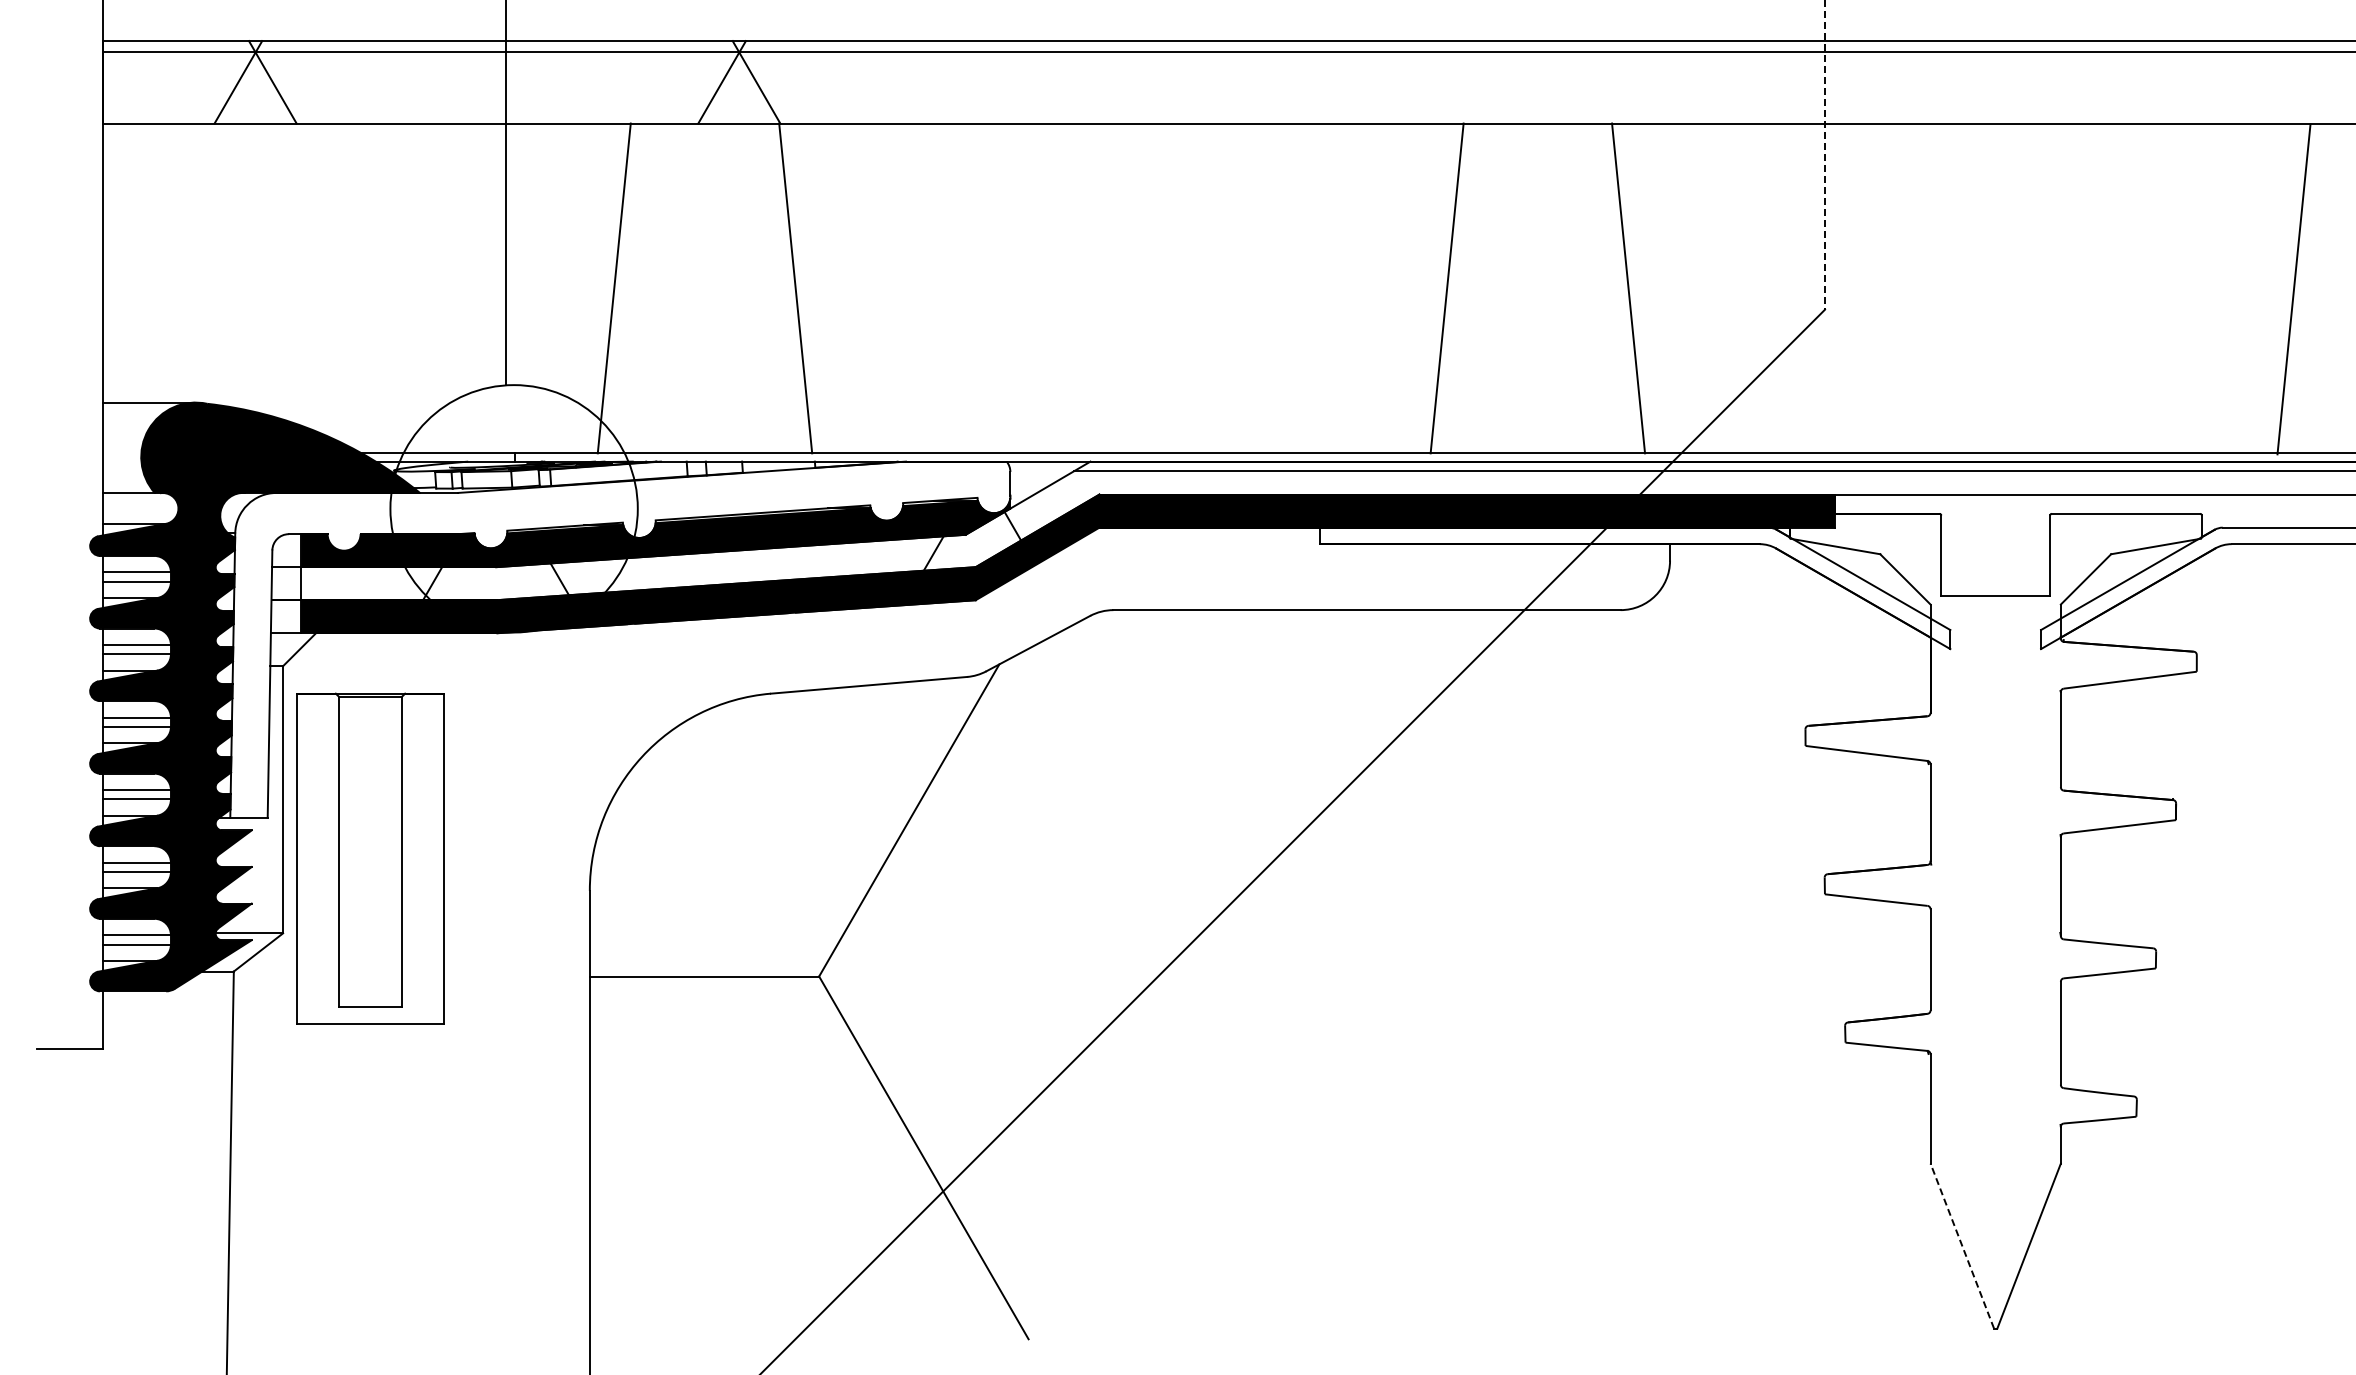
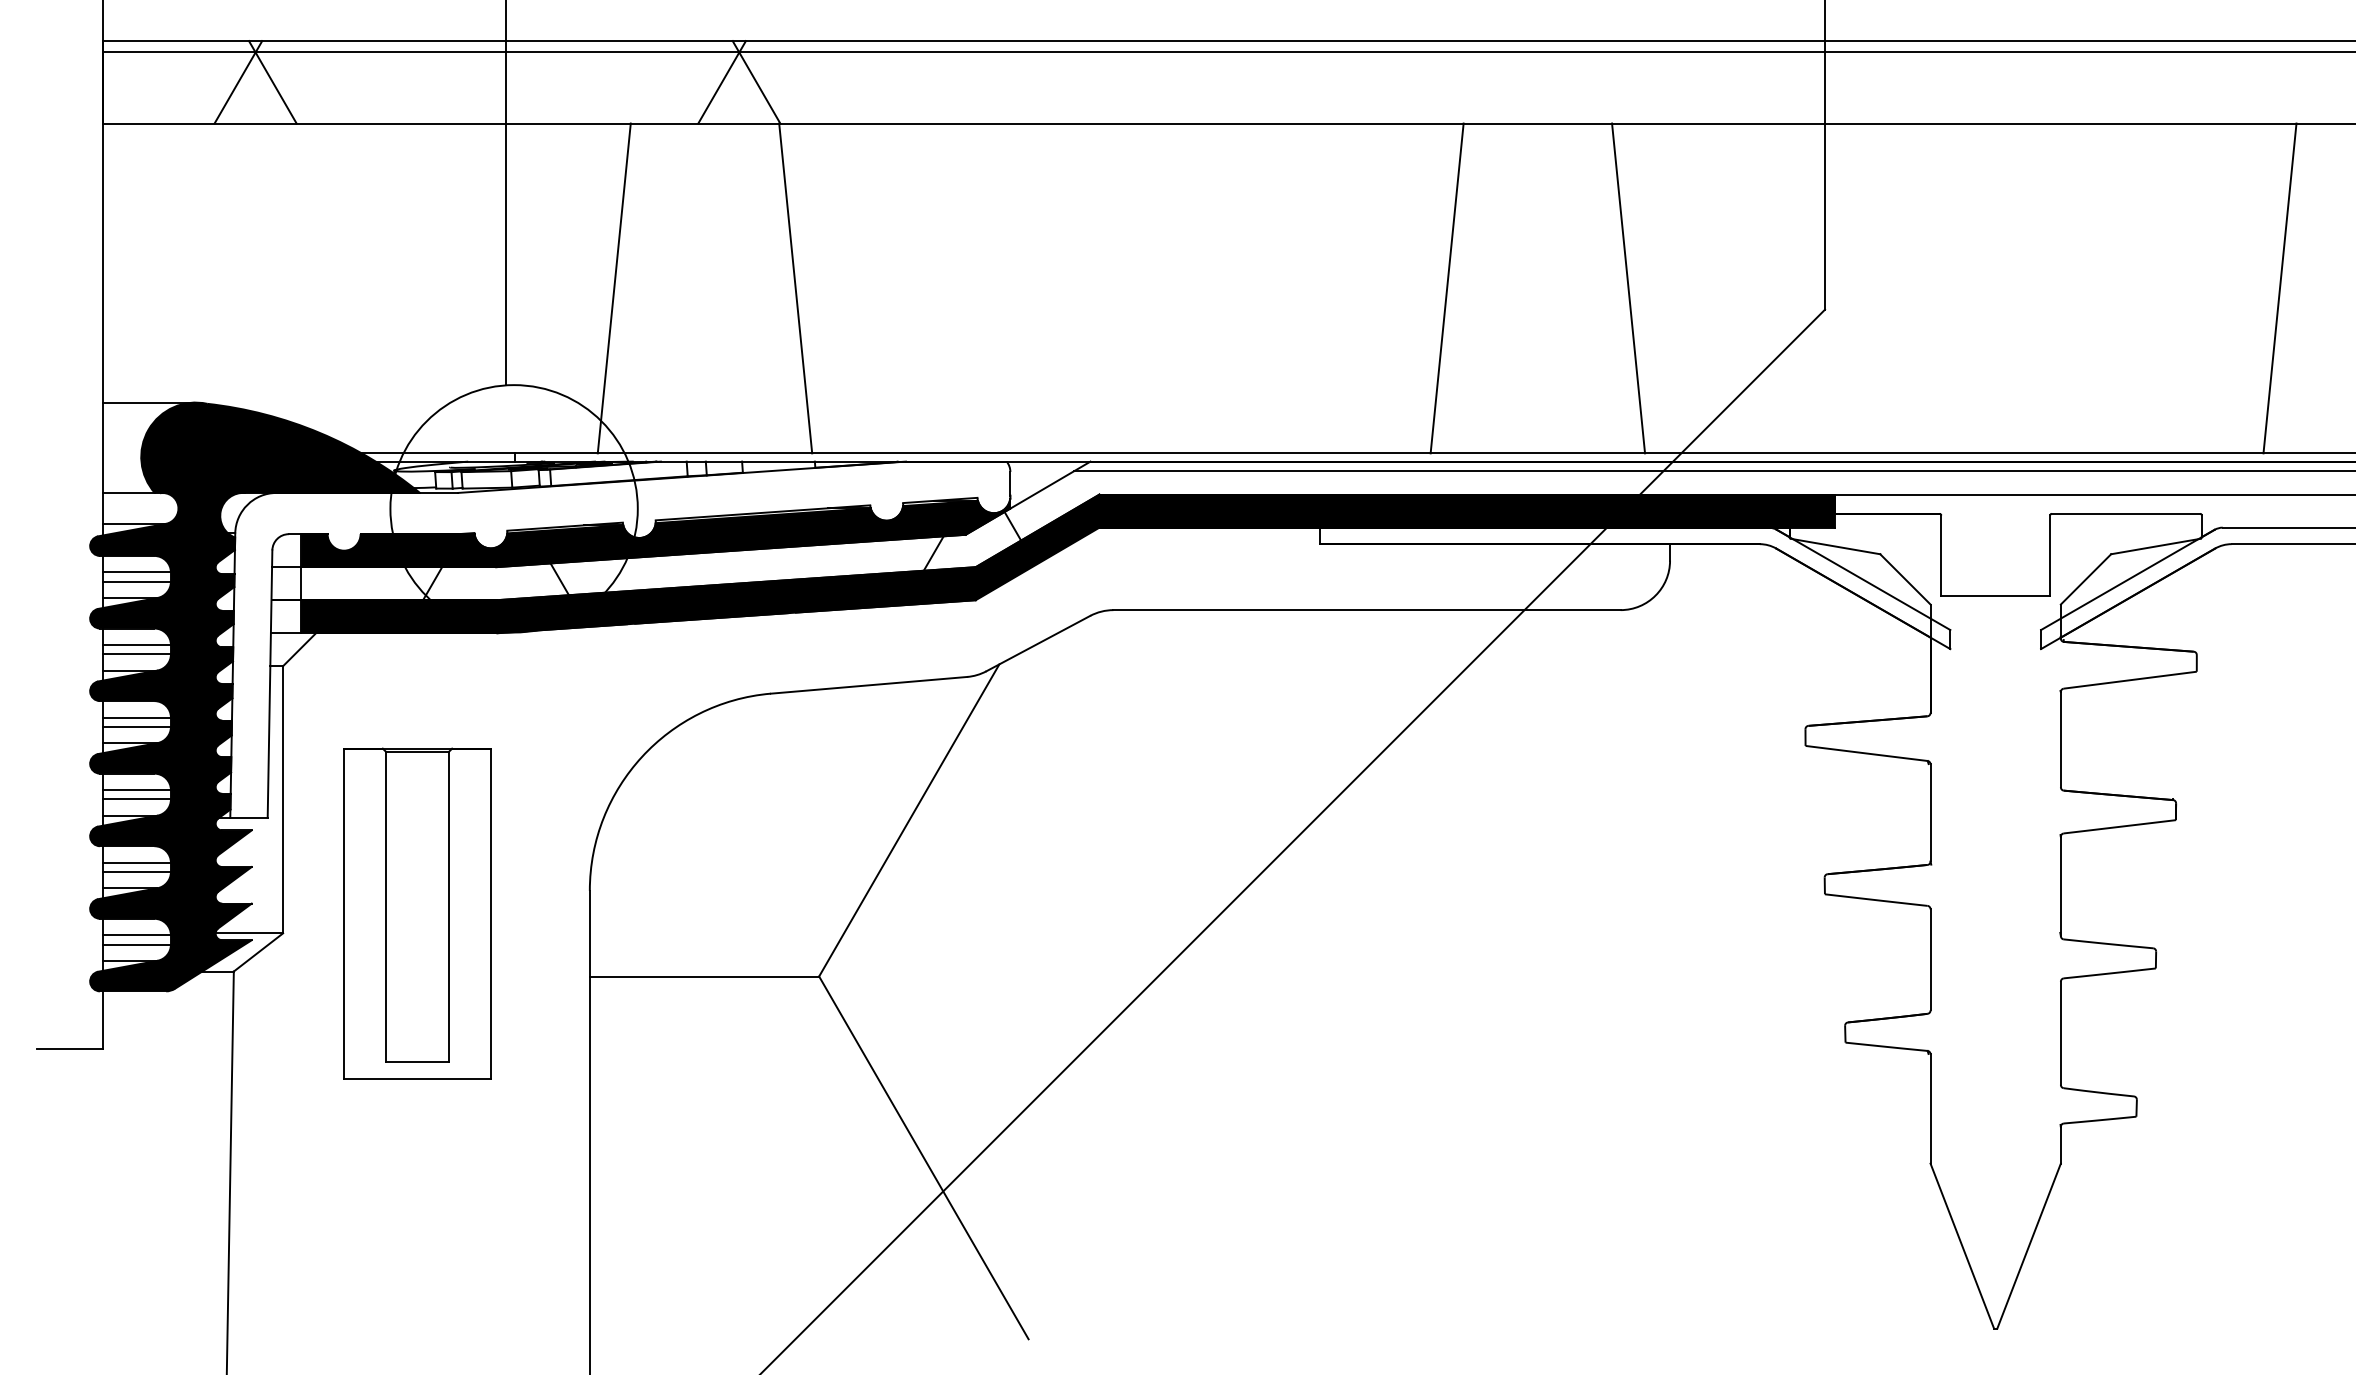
line: dashed -> solid (1825, 155)
line position: (2293, 289) -> (2279, 288) (2279, 288)
part position: (370, 858) -> (417, 913) (417, 913)
line: dashed -> solid (1962, 1245)
